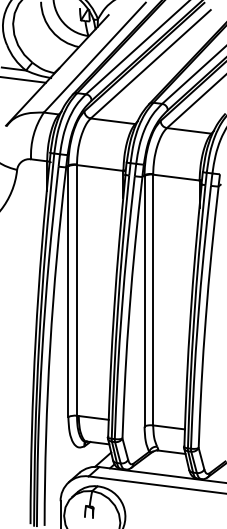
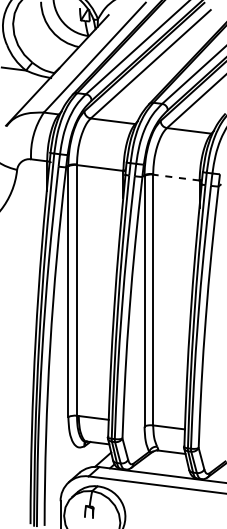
line: present -> none (23, 79)
line: solid -> dashed (175, 177)
